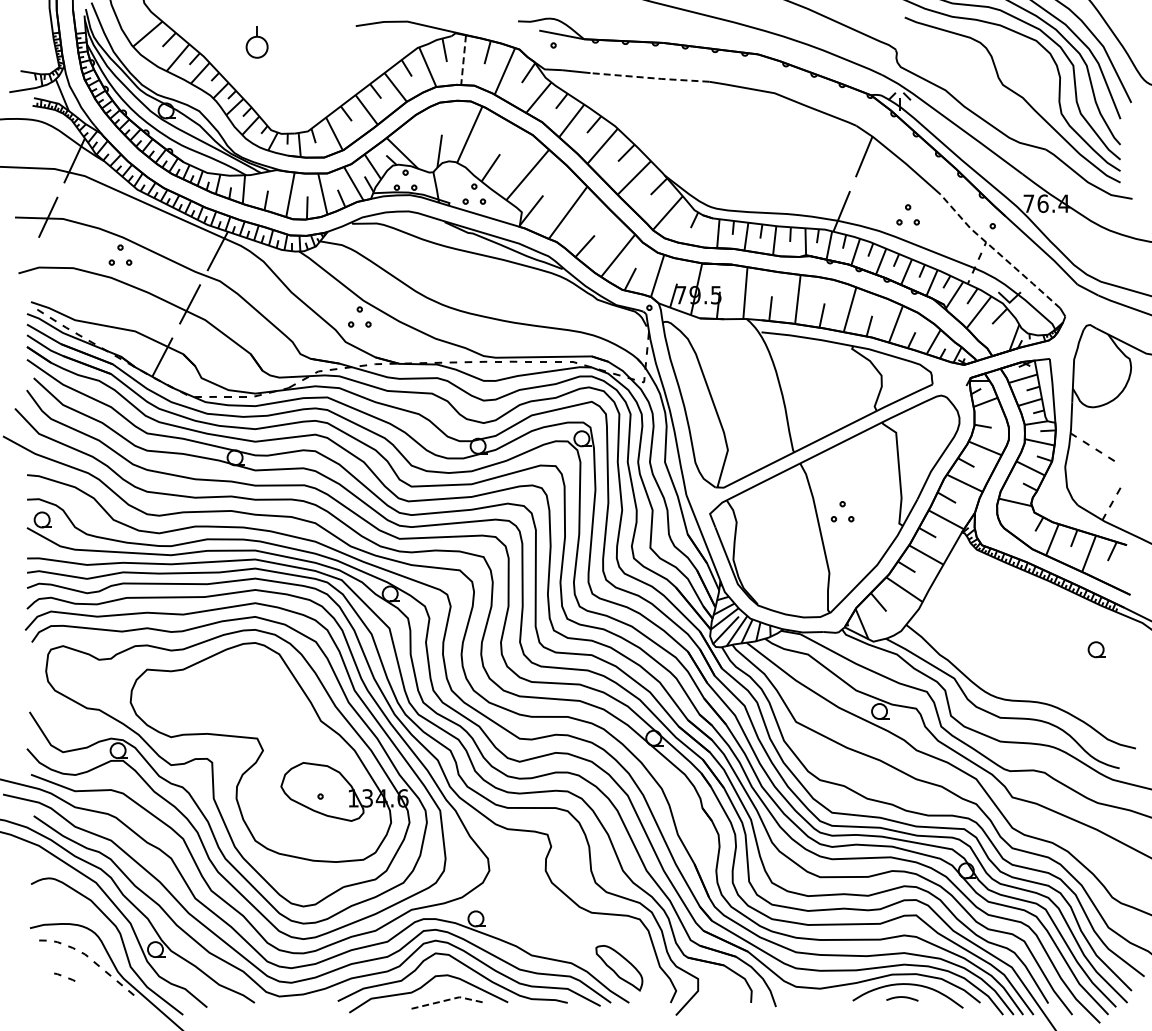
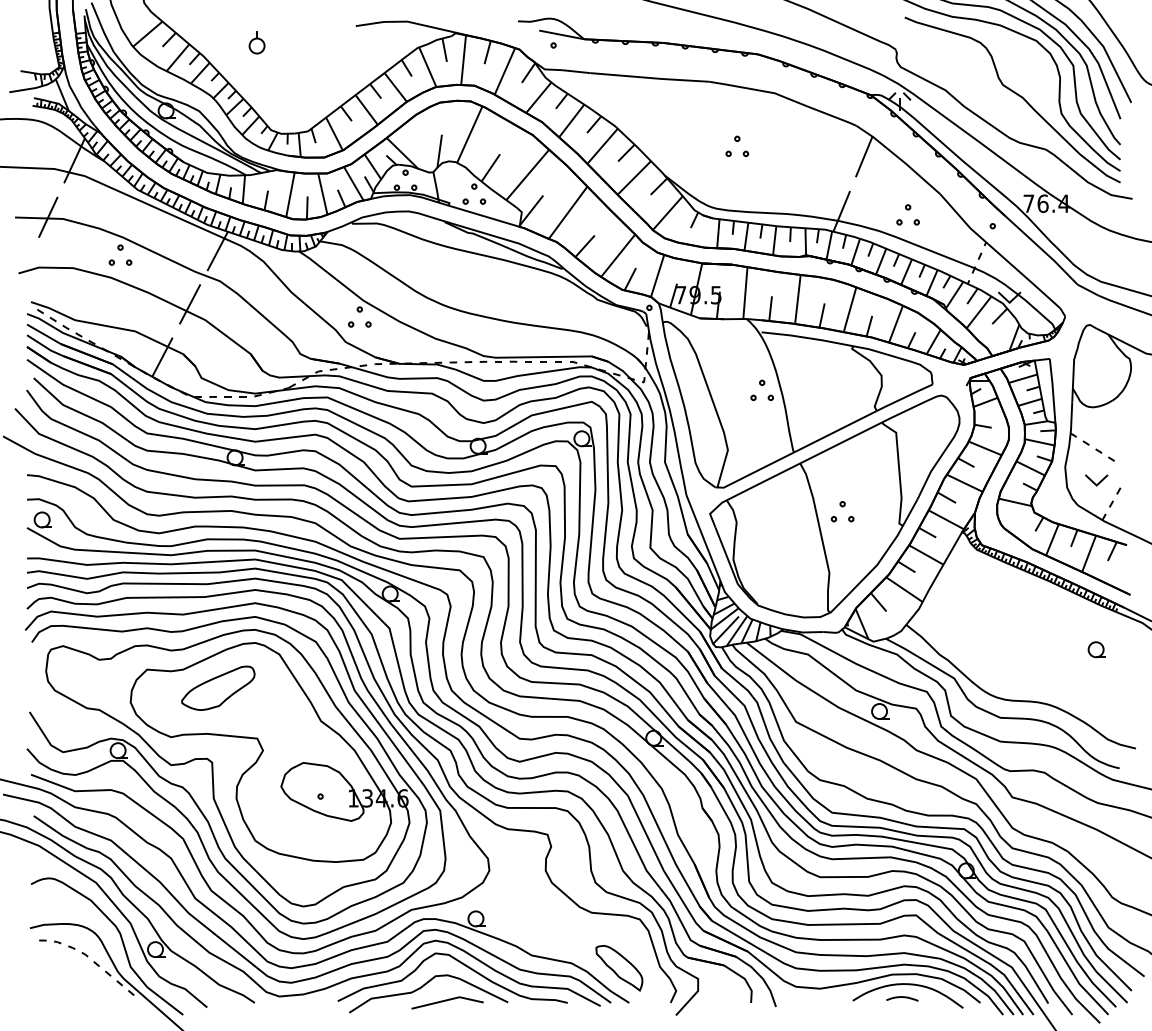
part size: 24x33 px -> 18x24 px (256, 42)
line: dashed -> solid (463, 60)
line: dashed -> solid (649, 77)
part: none -> present (737, 145)
line: dashed -> solid (998, 252)
part: none -> present (761, 389)
part: none -> present (1096, 480)
part: none -> present (218, 687)
part: present -> none (64, 976)
line: dashed -> solid (448, 999)
